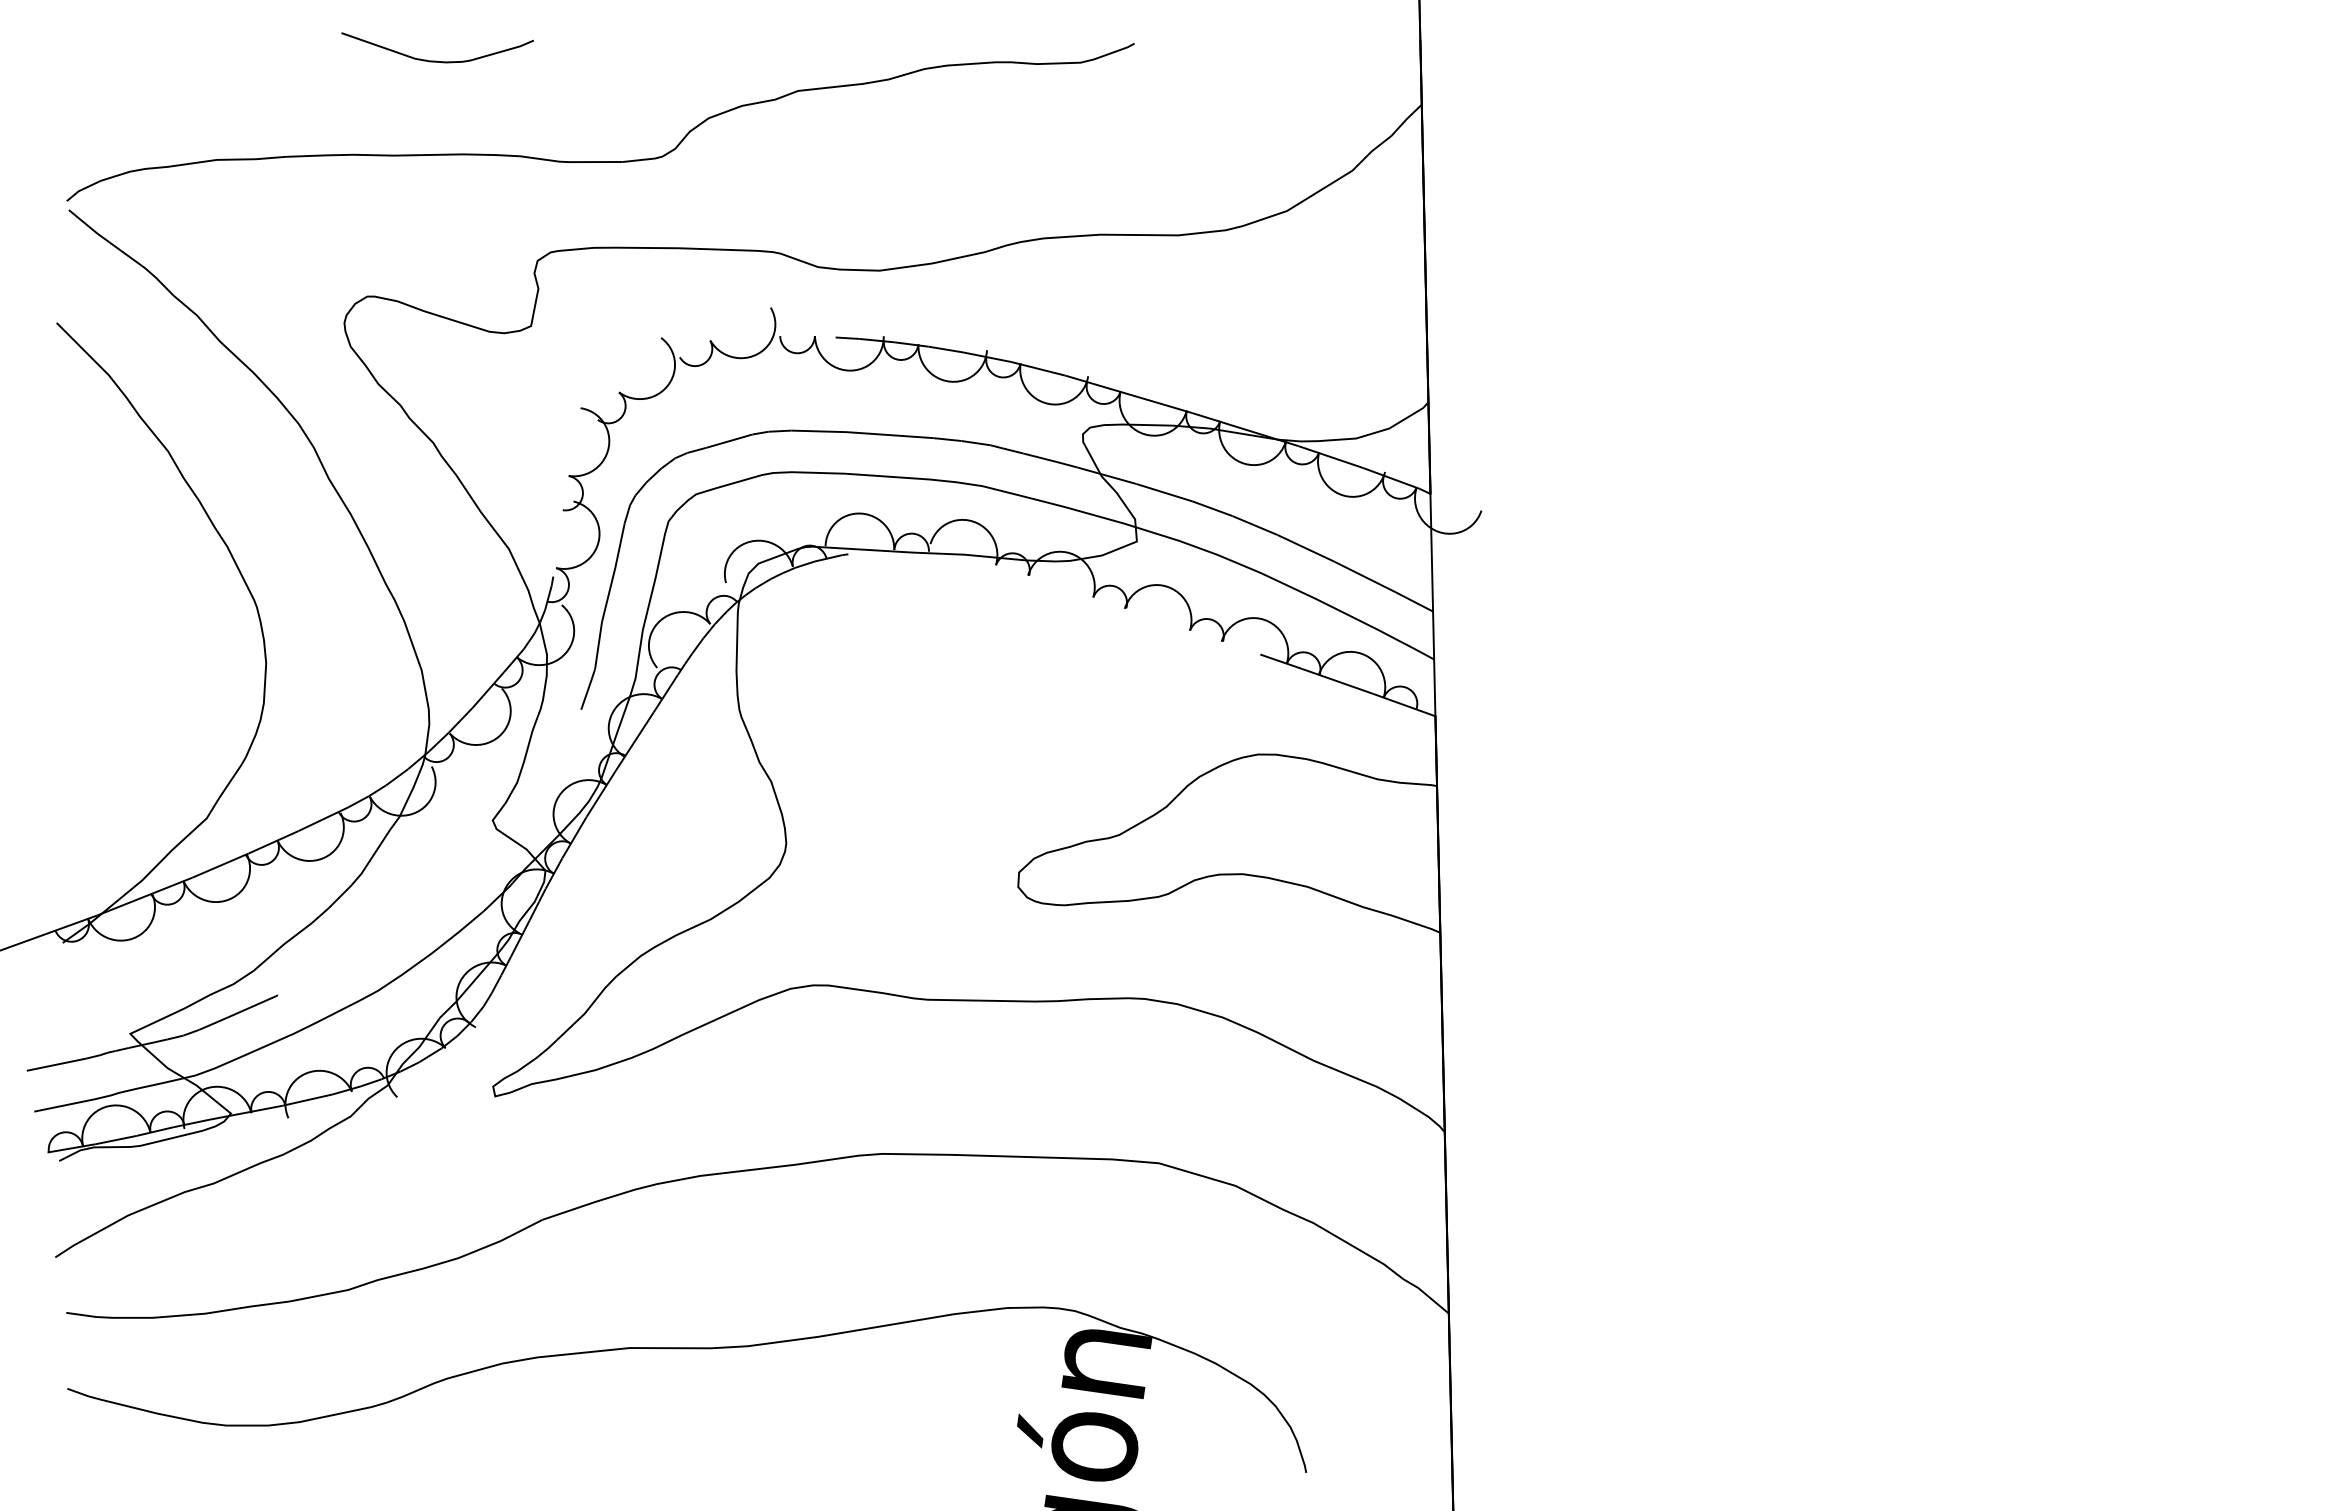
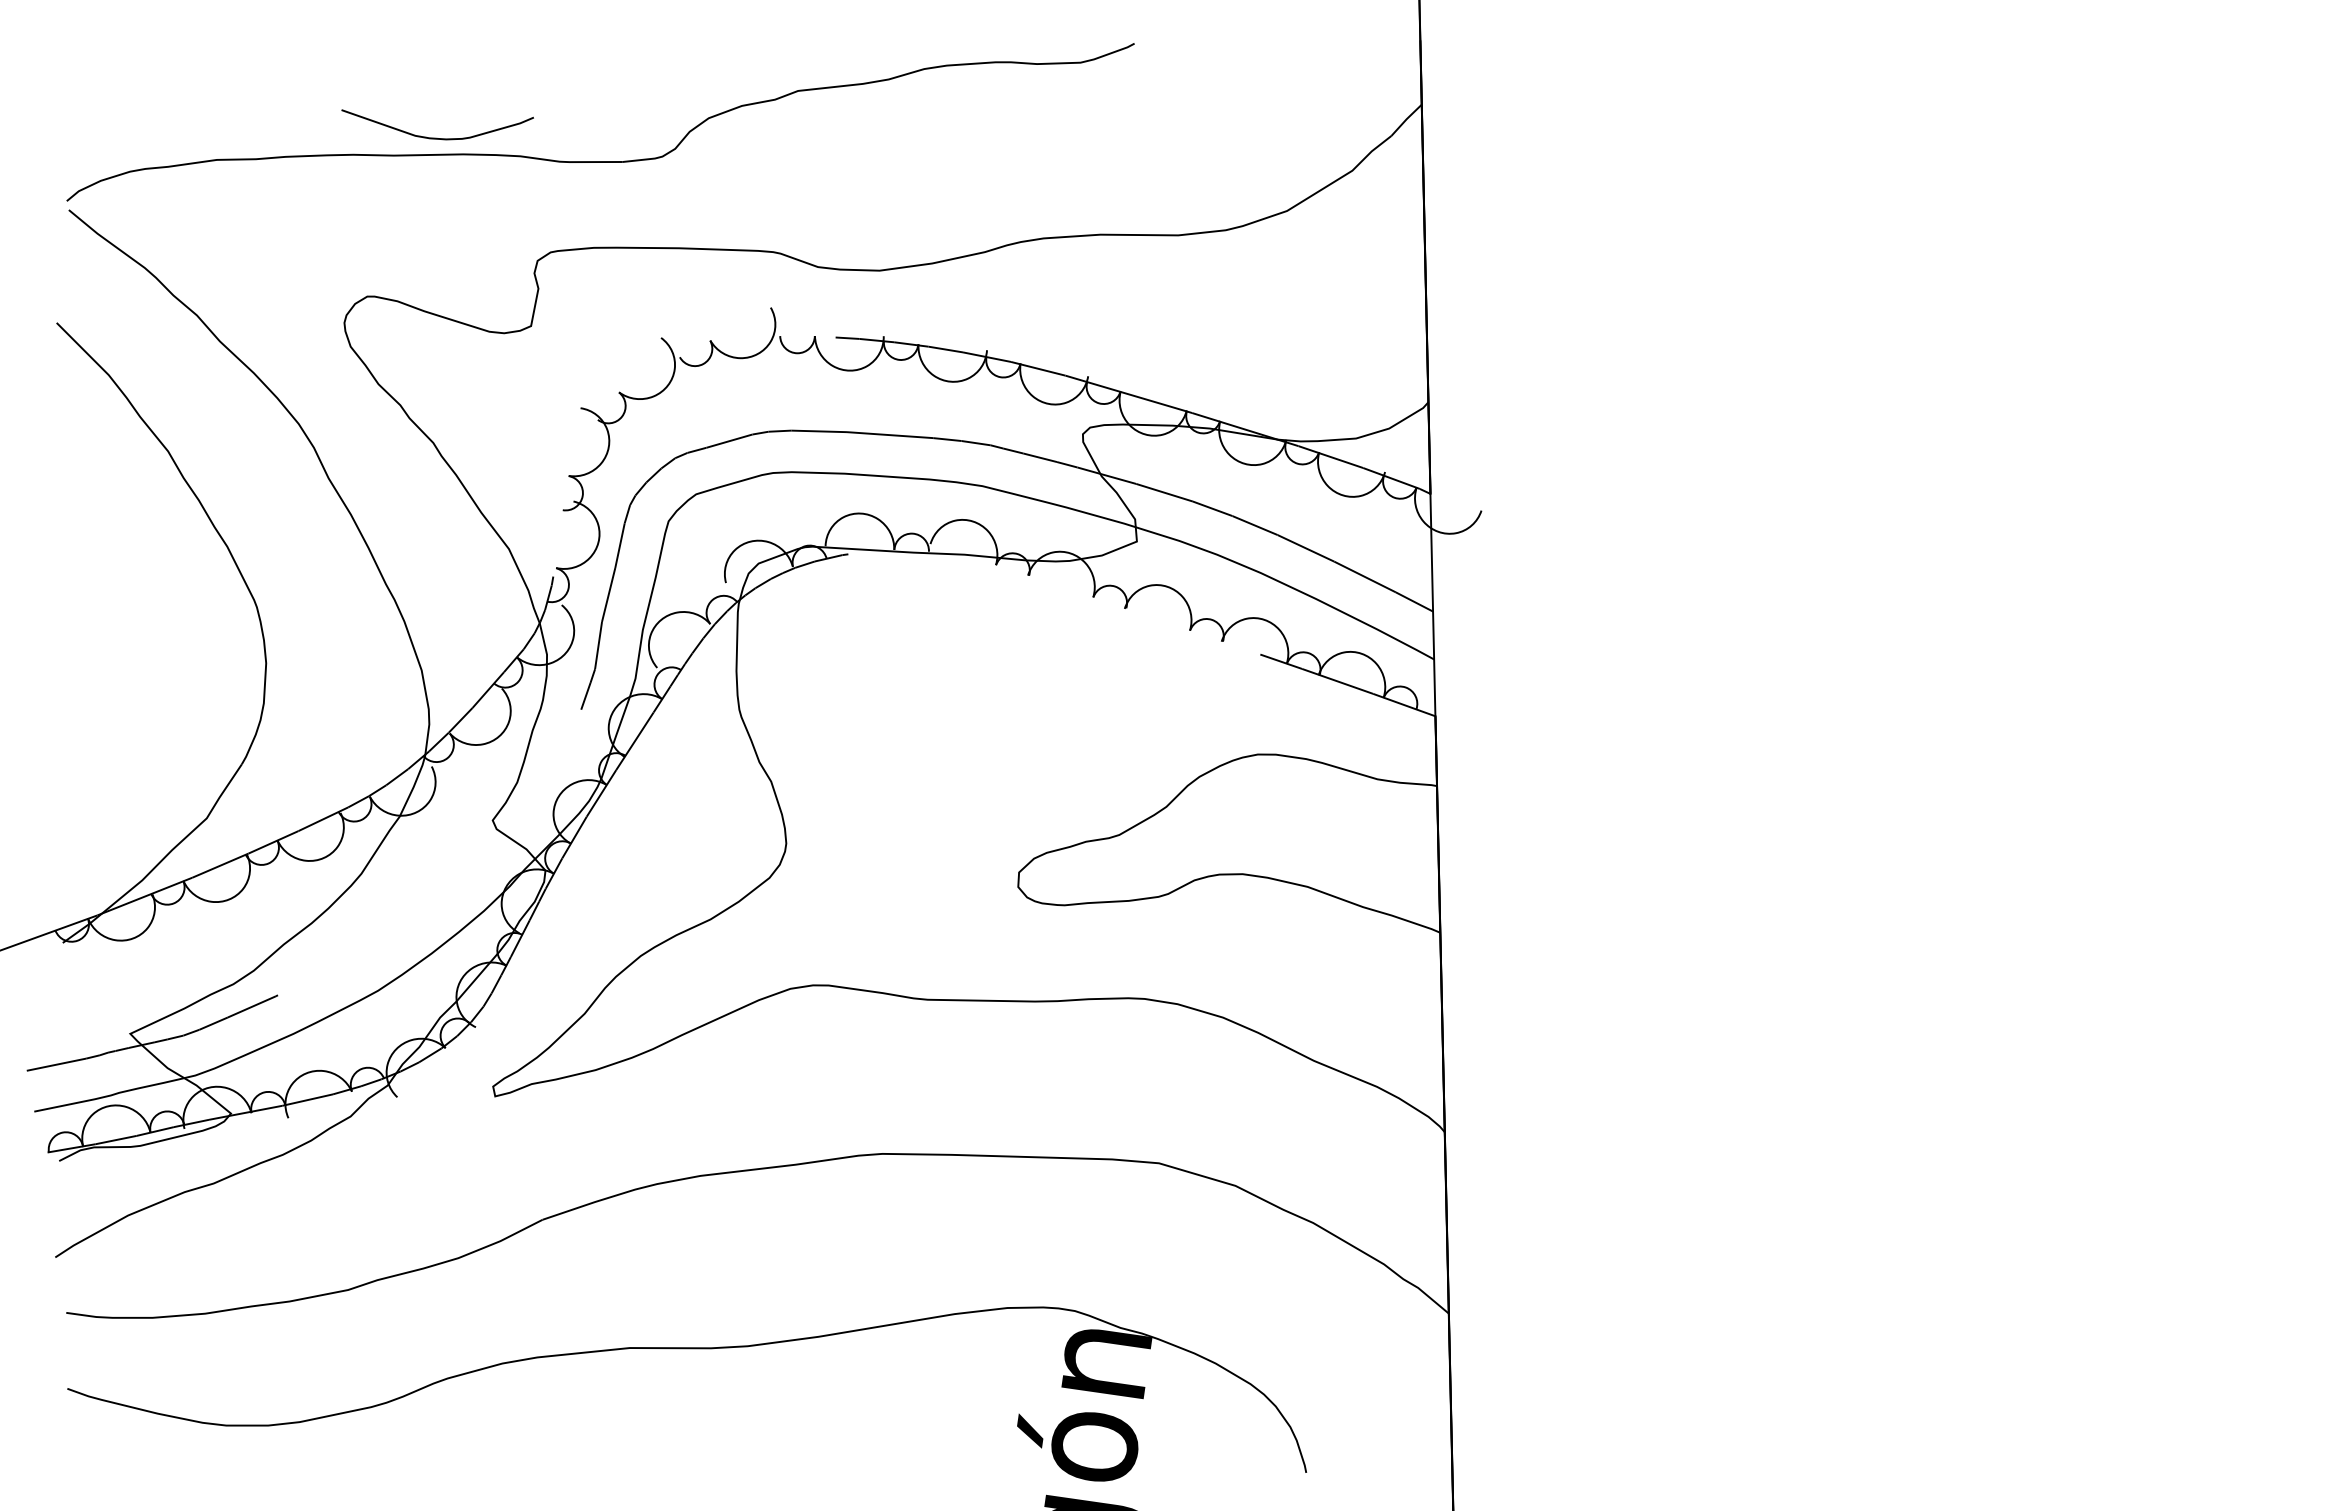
curve position: (436, 60) -> (436, 137) (436, 137)
